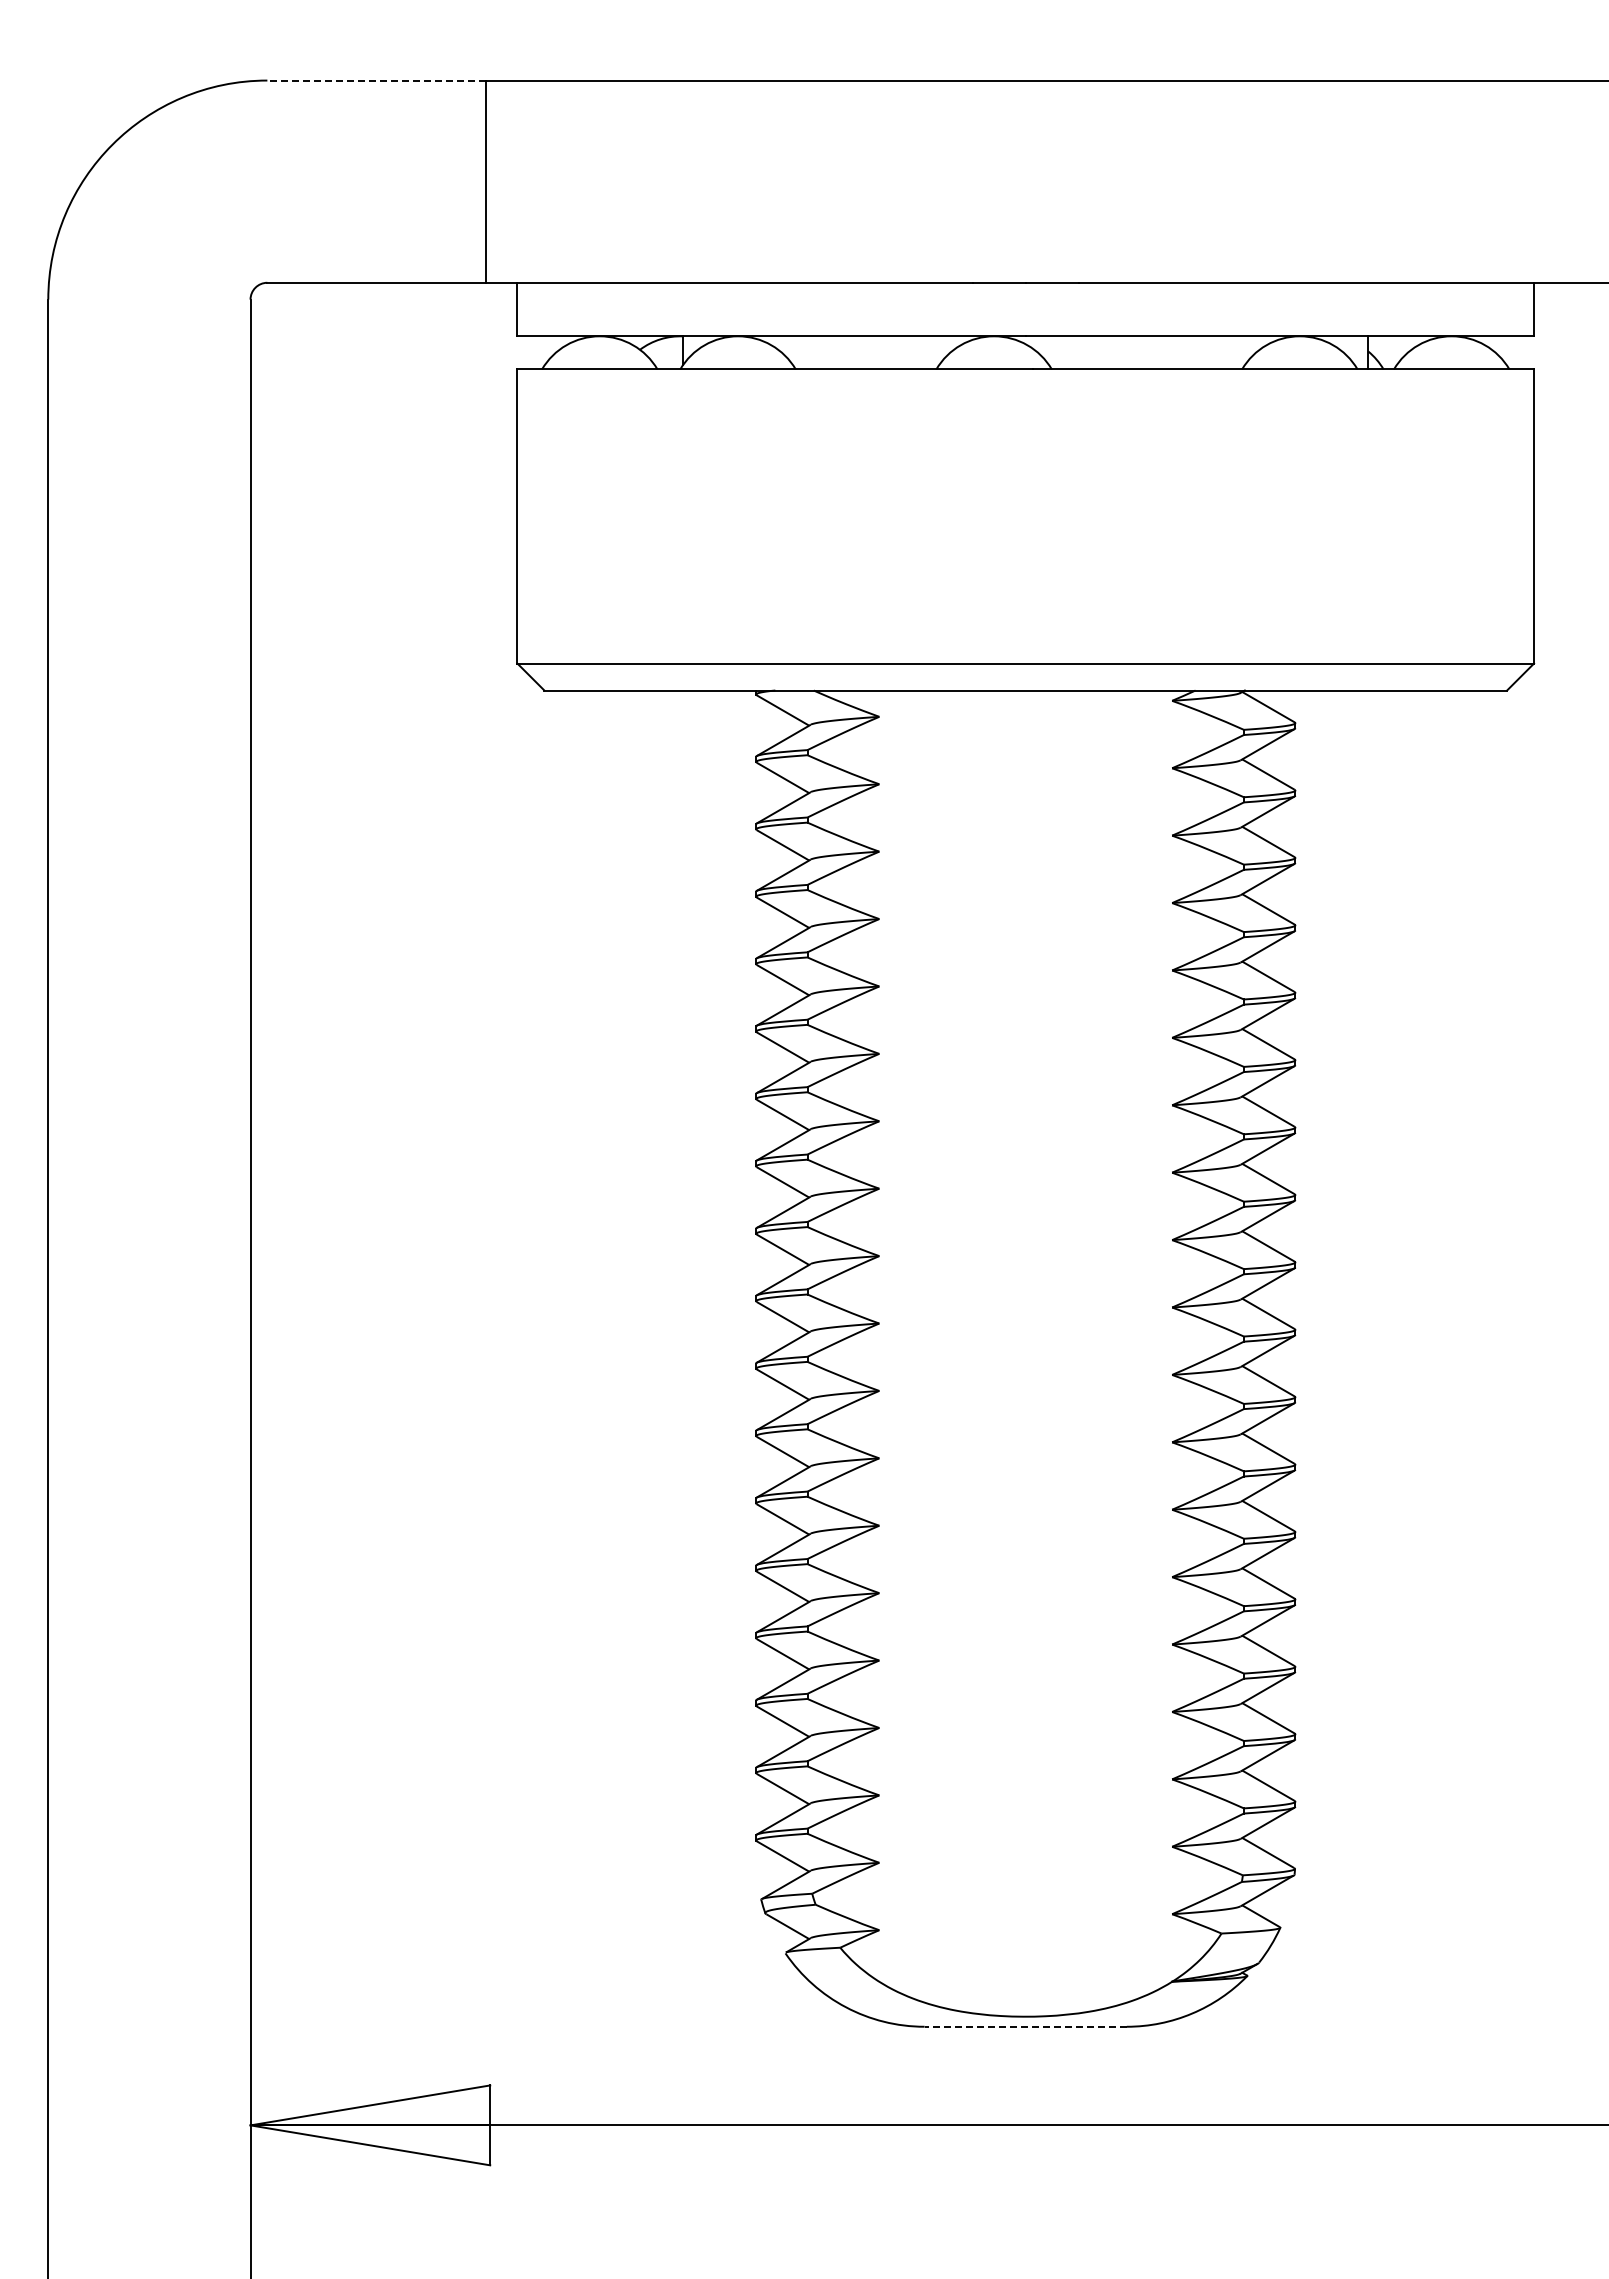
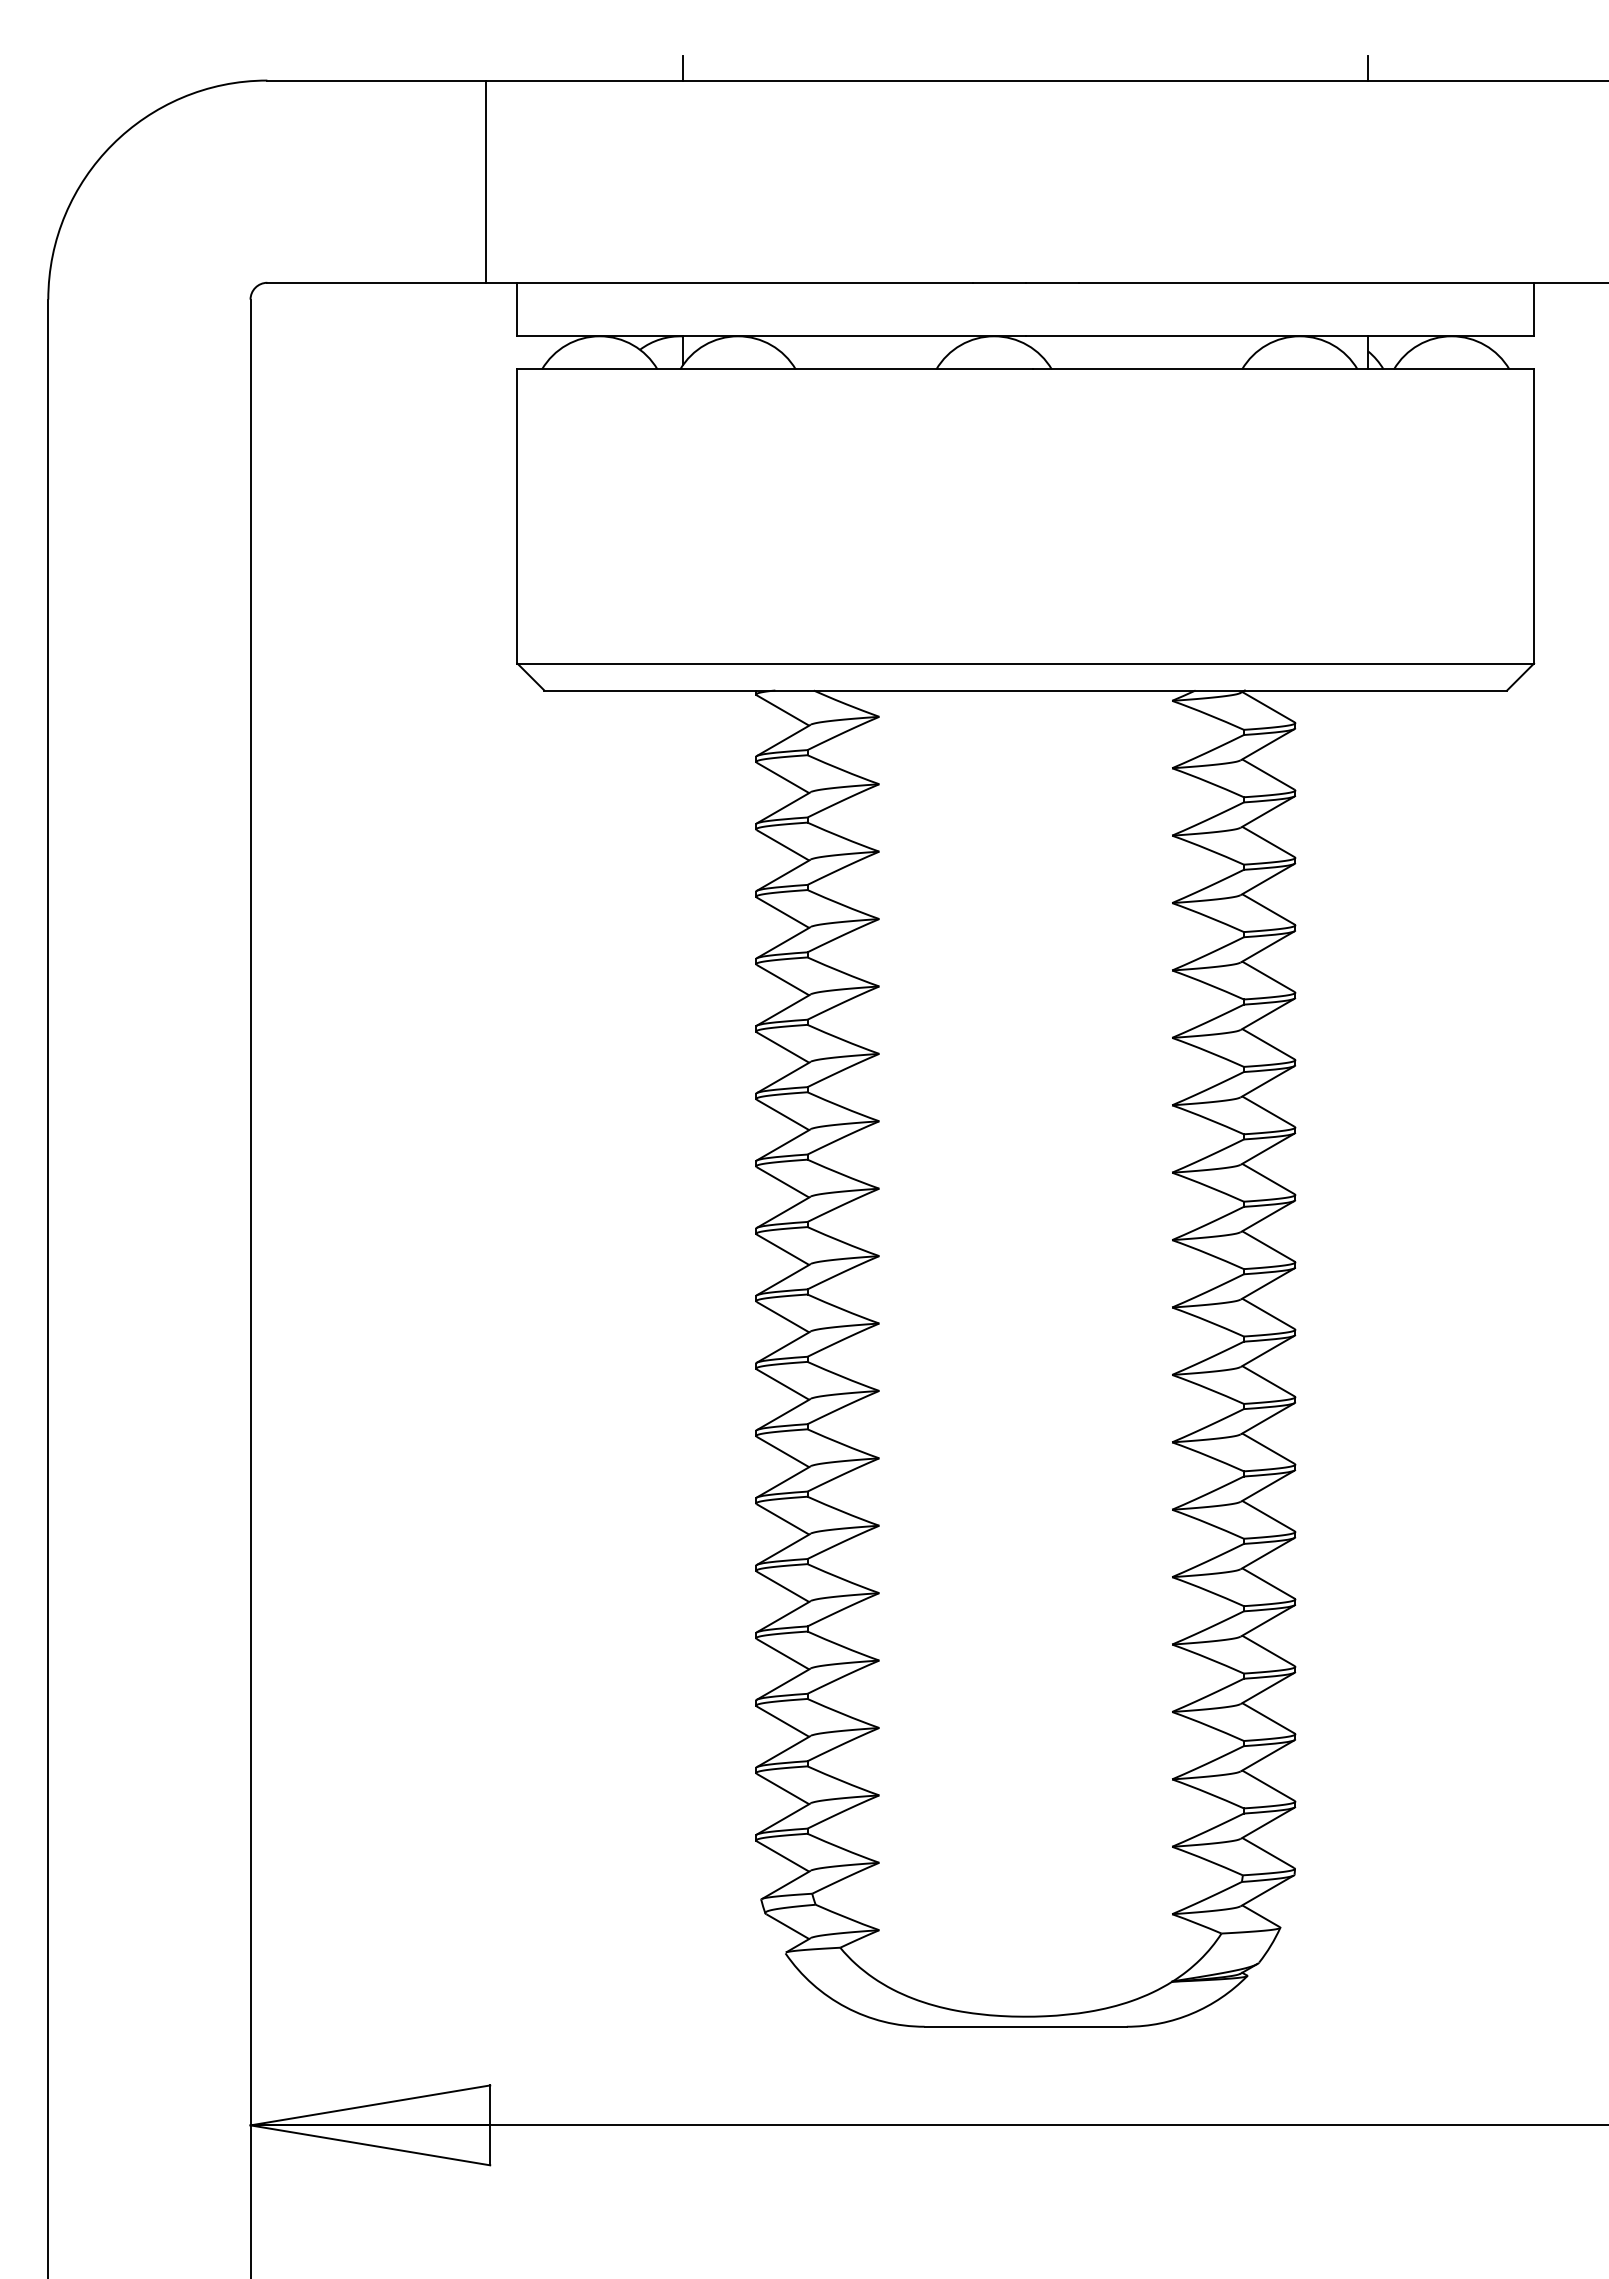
line: none -> present (683, 68)
line: none -> present (1368, 68)
line: dashed -> solid (376, 80)
line: dashed -> solid (1025, 2026)
